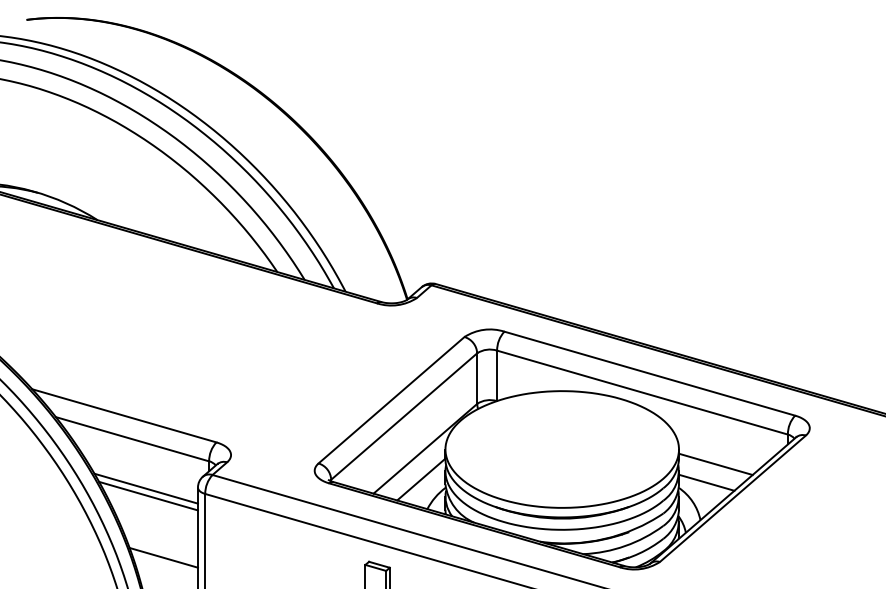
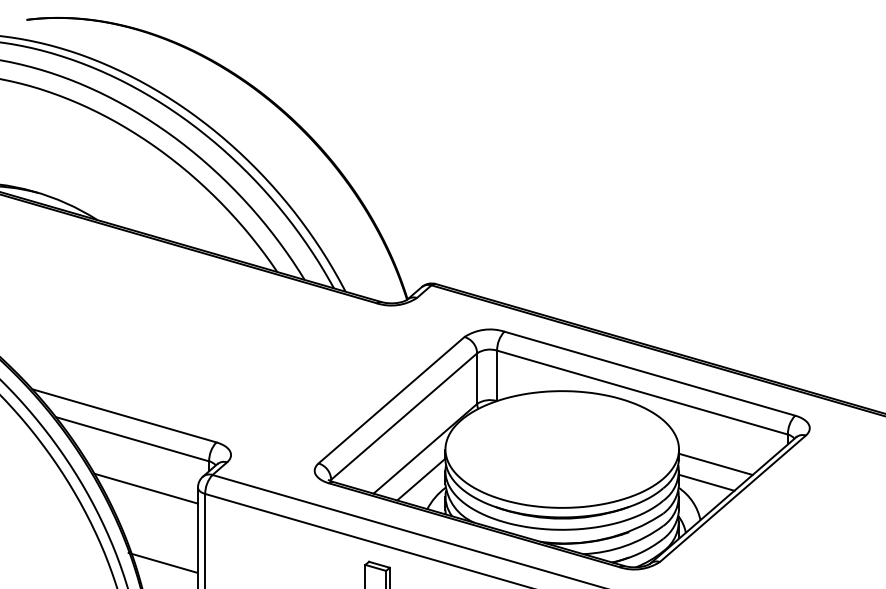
line: present -> none (148, 495)
line position: (163, 557) -> (162, 562) (162, 562)
